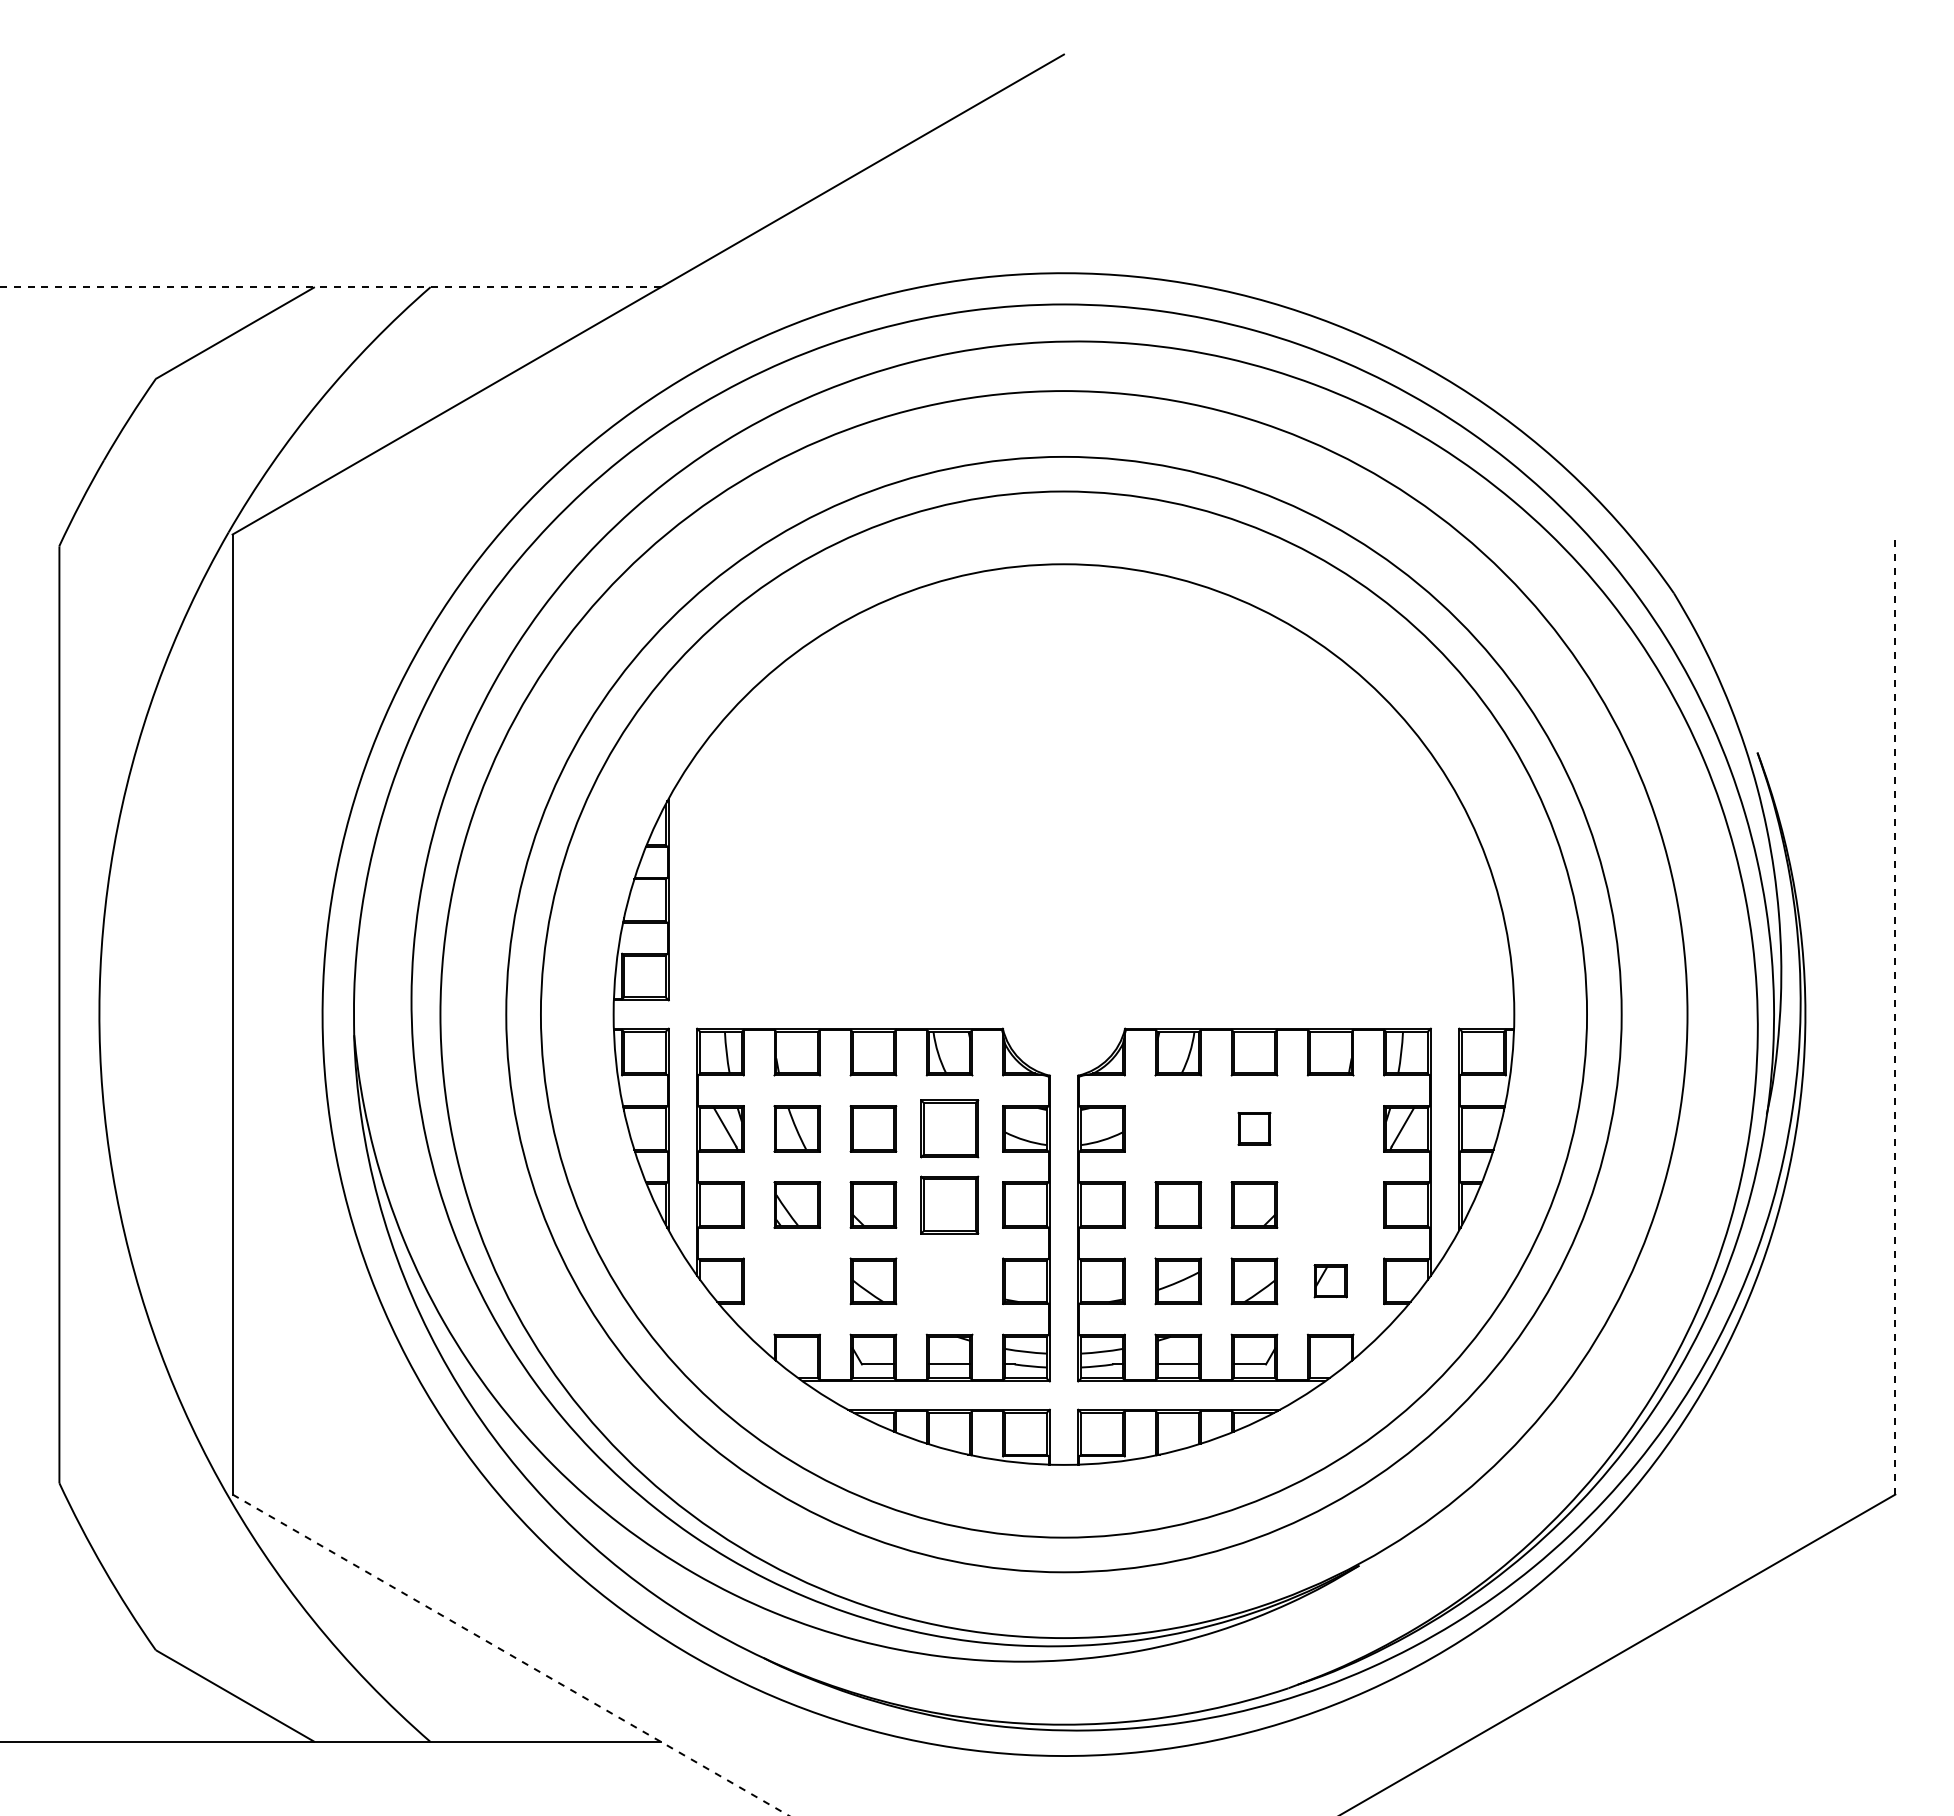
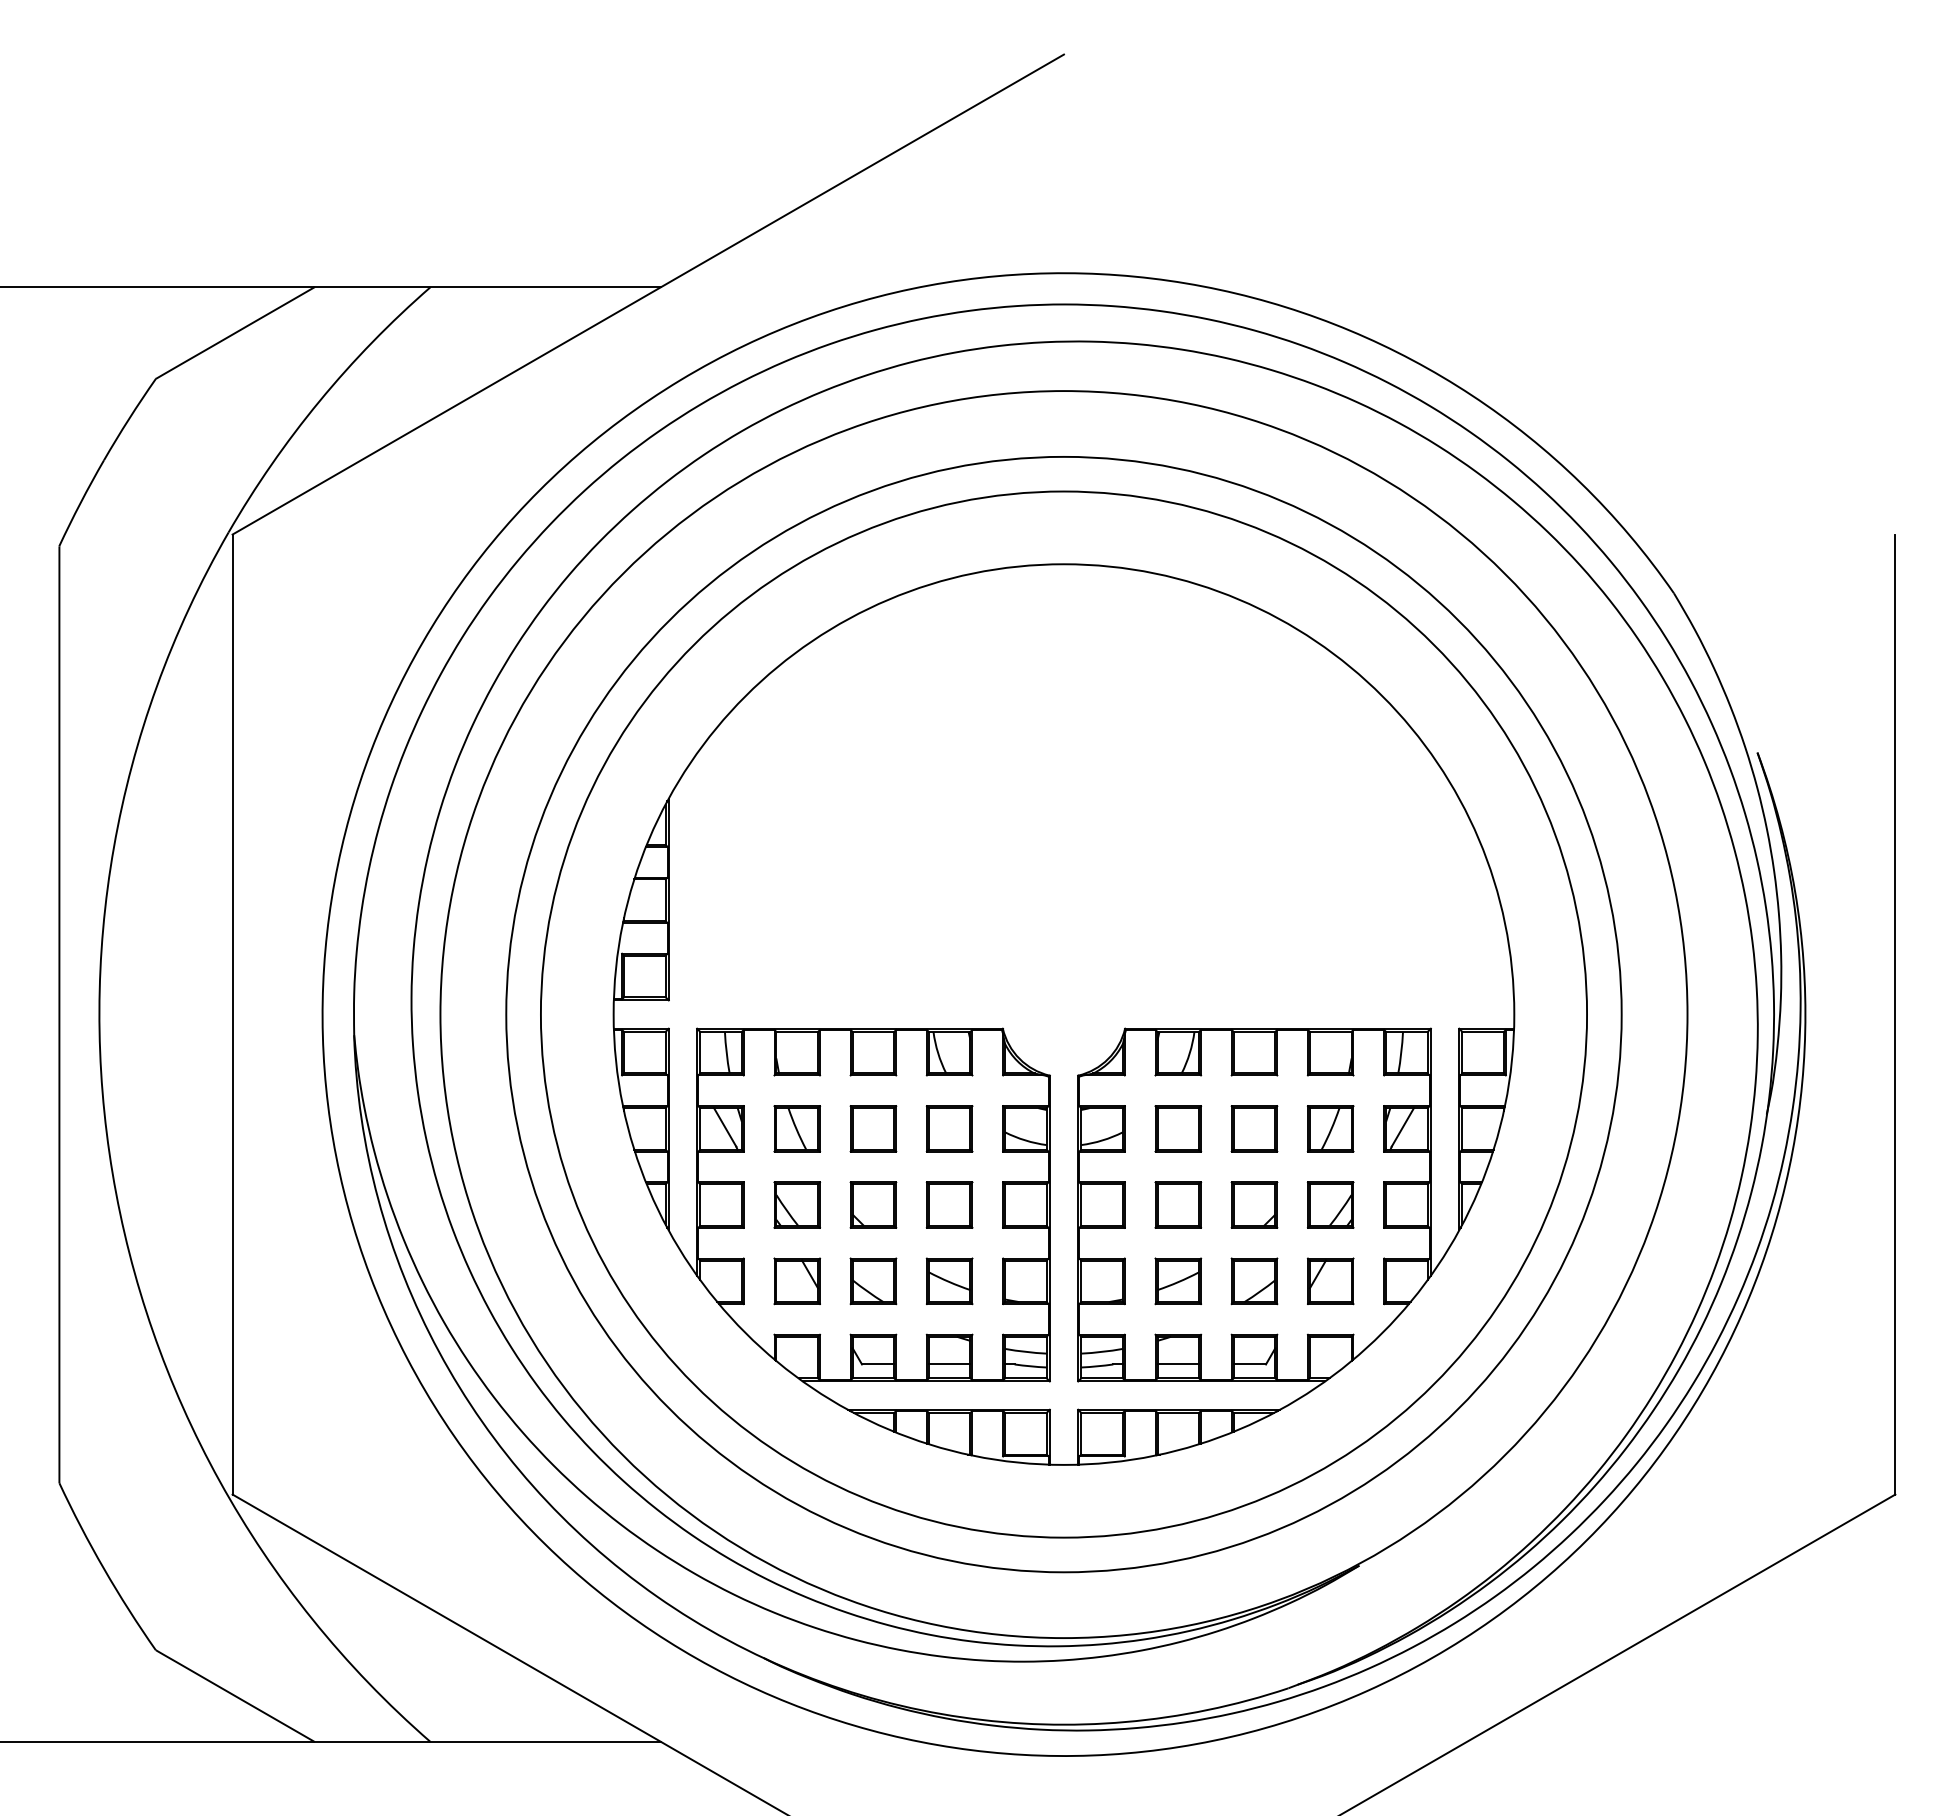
line: dashed -> solid (330, 287)
line: dashed -> solid (1895, 1014)
part size: 60x60 px -> 49x48 px (949, 1128)
part: none -> present (1178, 1128)
part size: 35x34 px -> 49x48 px (1254, 1128)
part: none -> present (1330, 1128)
part size: 60x60 px -> 49x48 px (949, 1204)
part: none -> present (1330, 1204)
part: none -> present (797, 1281)
part: none -> present (949, 1281)
part size: 35x35 px -> 49x49 px (1330, 1281)
line: dashed -> solid (510, 1655)
